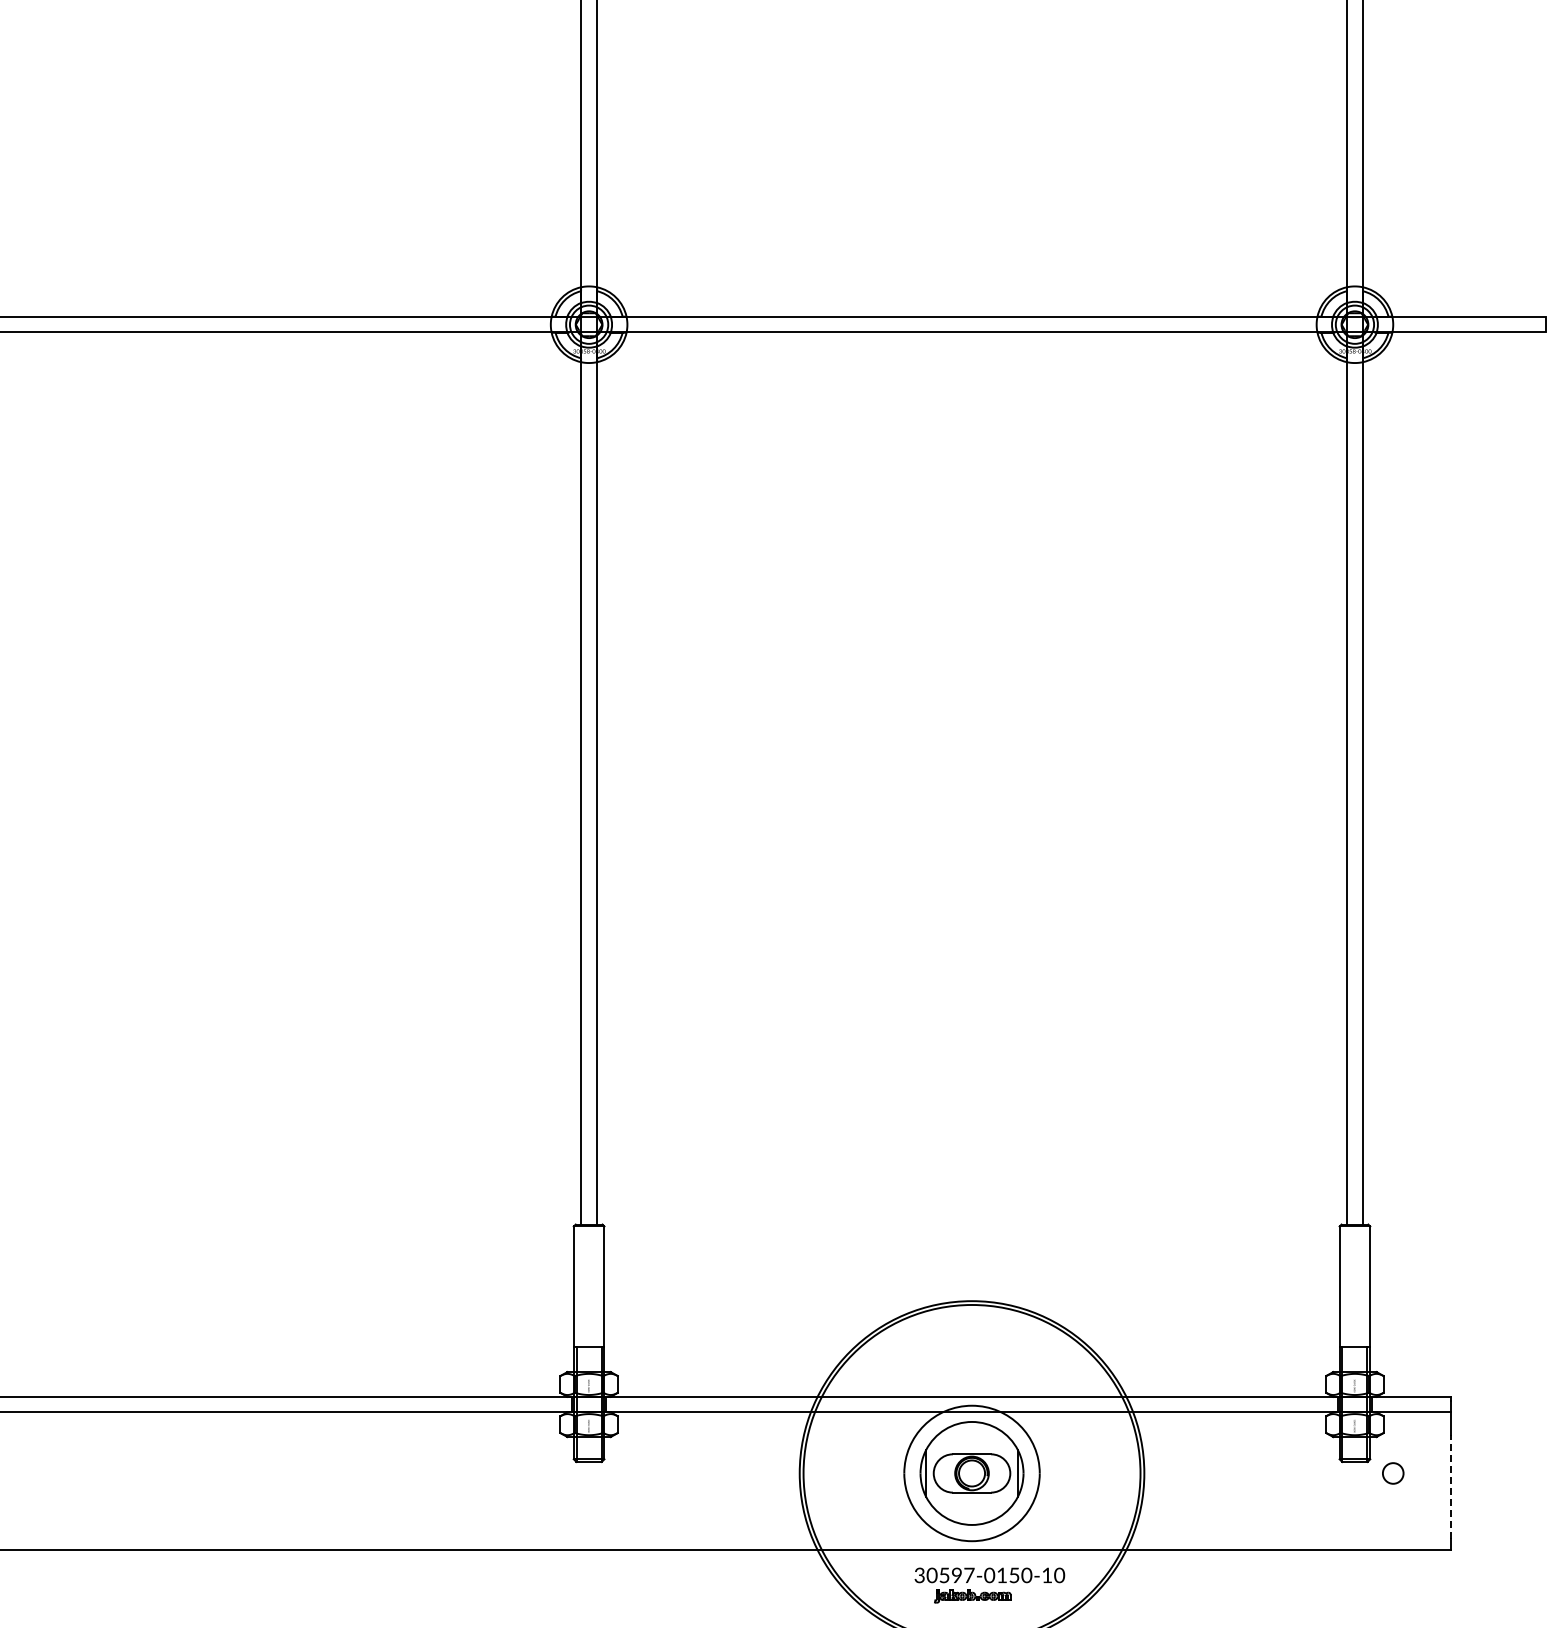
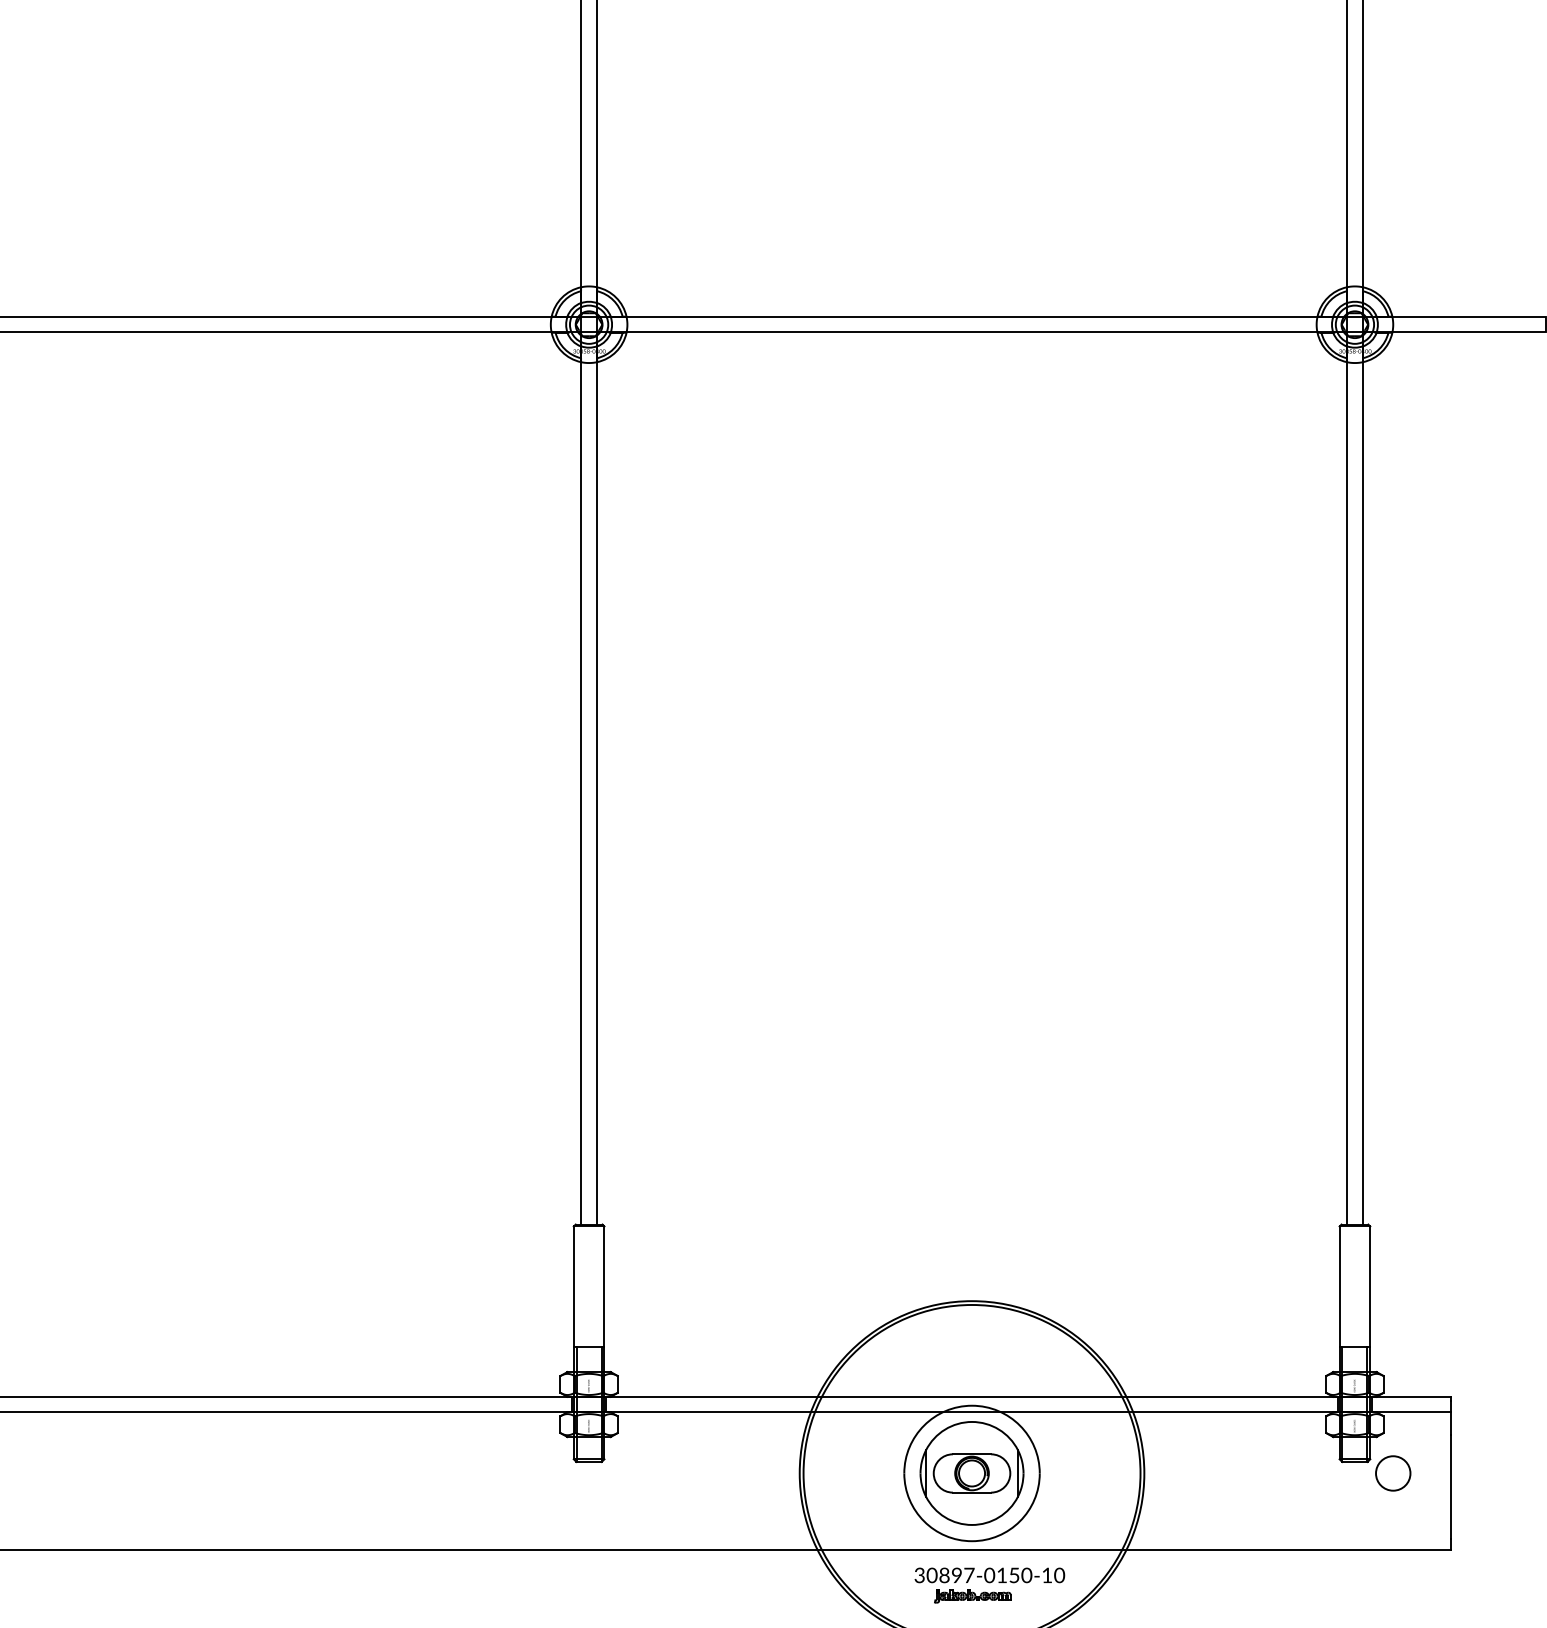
circle diameter: 21 px -> 34 px (1393, 1473)
line: dashed -> solid (1450, 1486)
text: 30597-0150-10 -> 30897-0150-10 (944, 1575)
